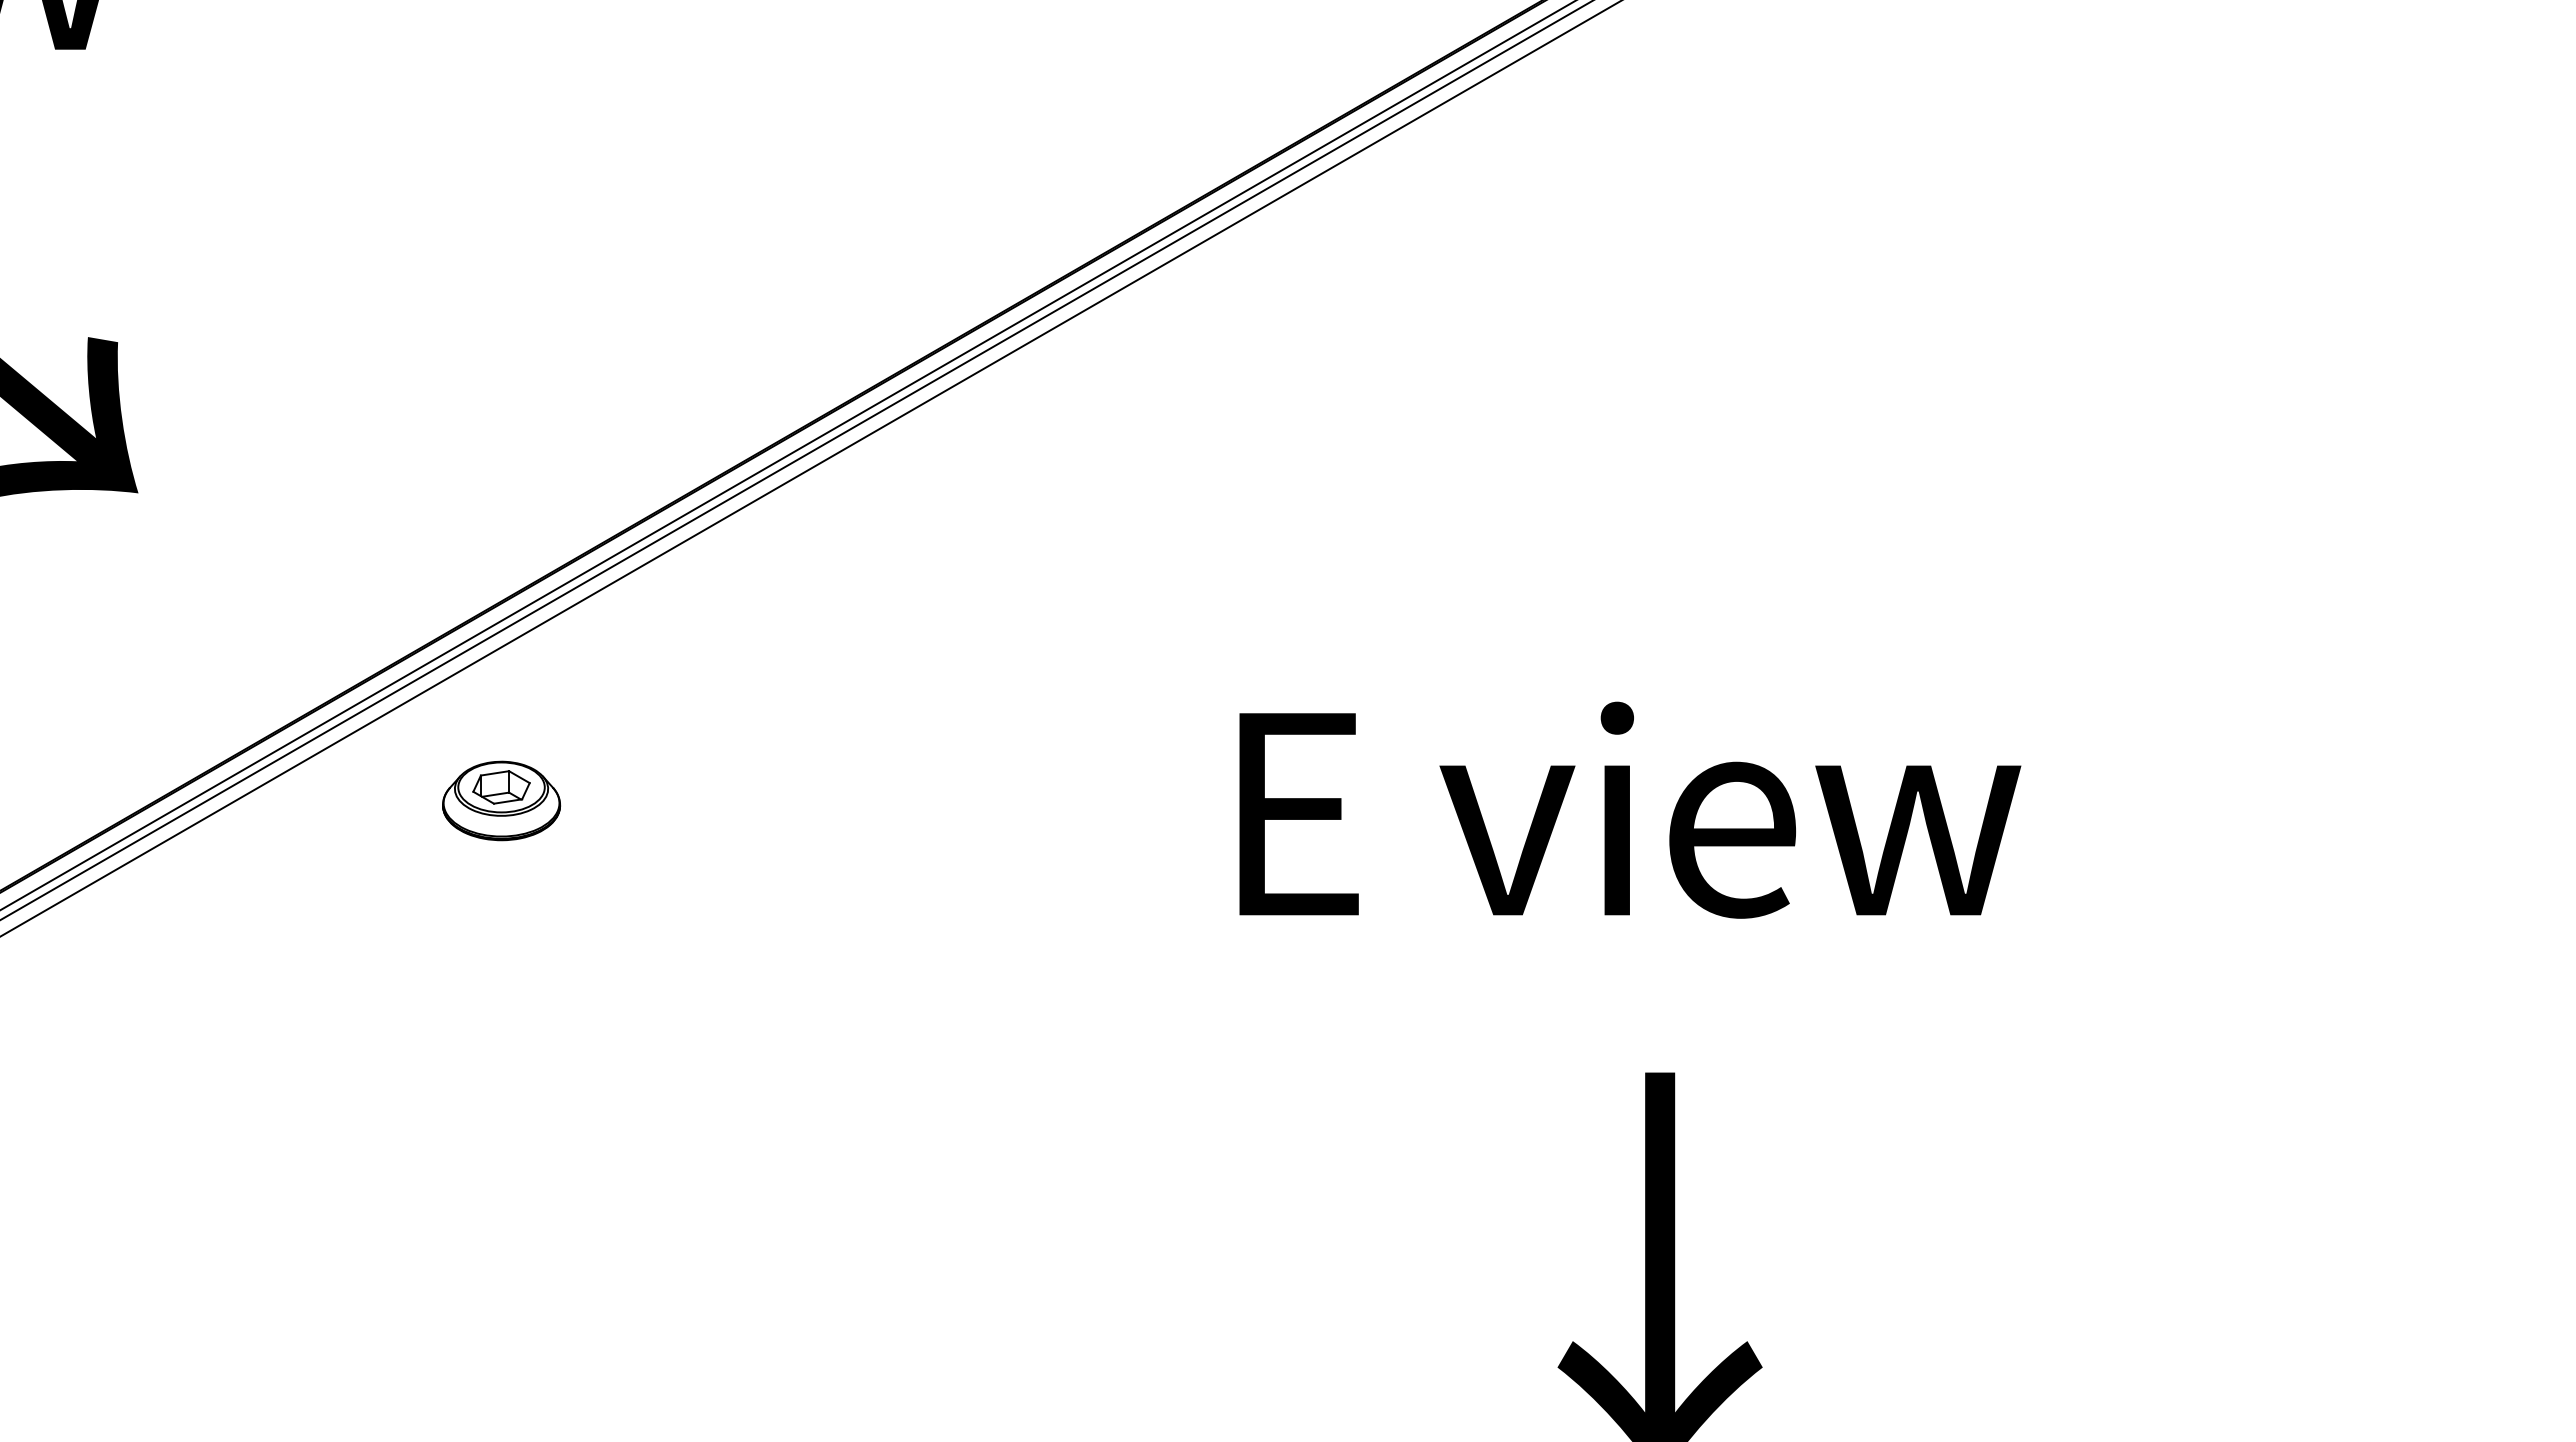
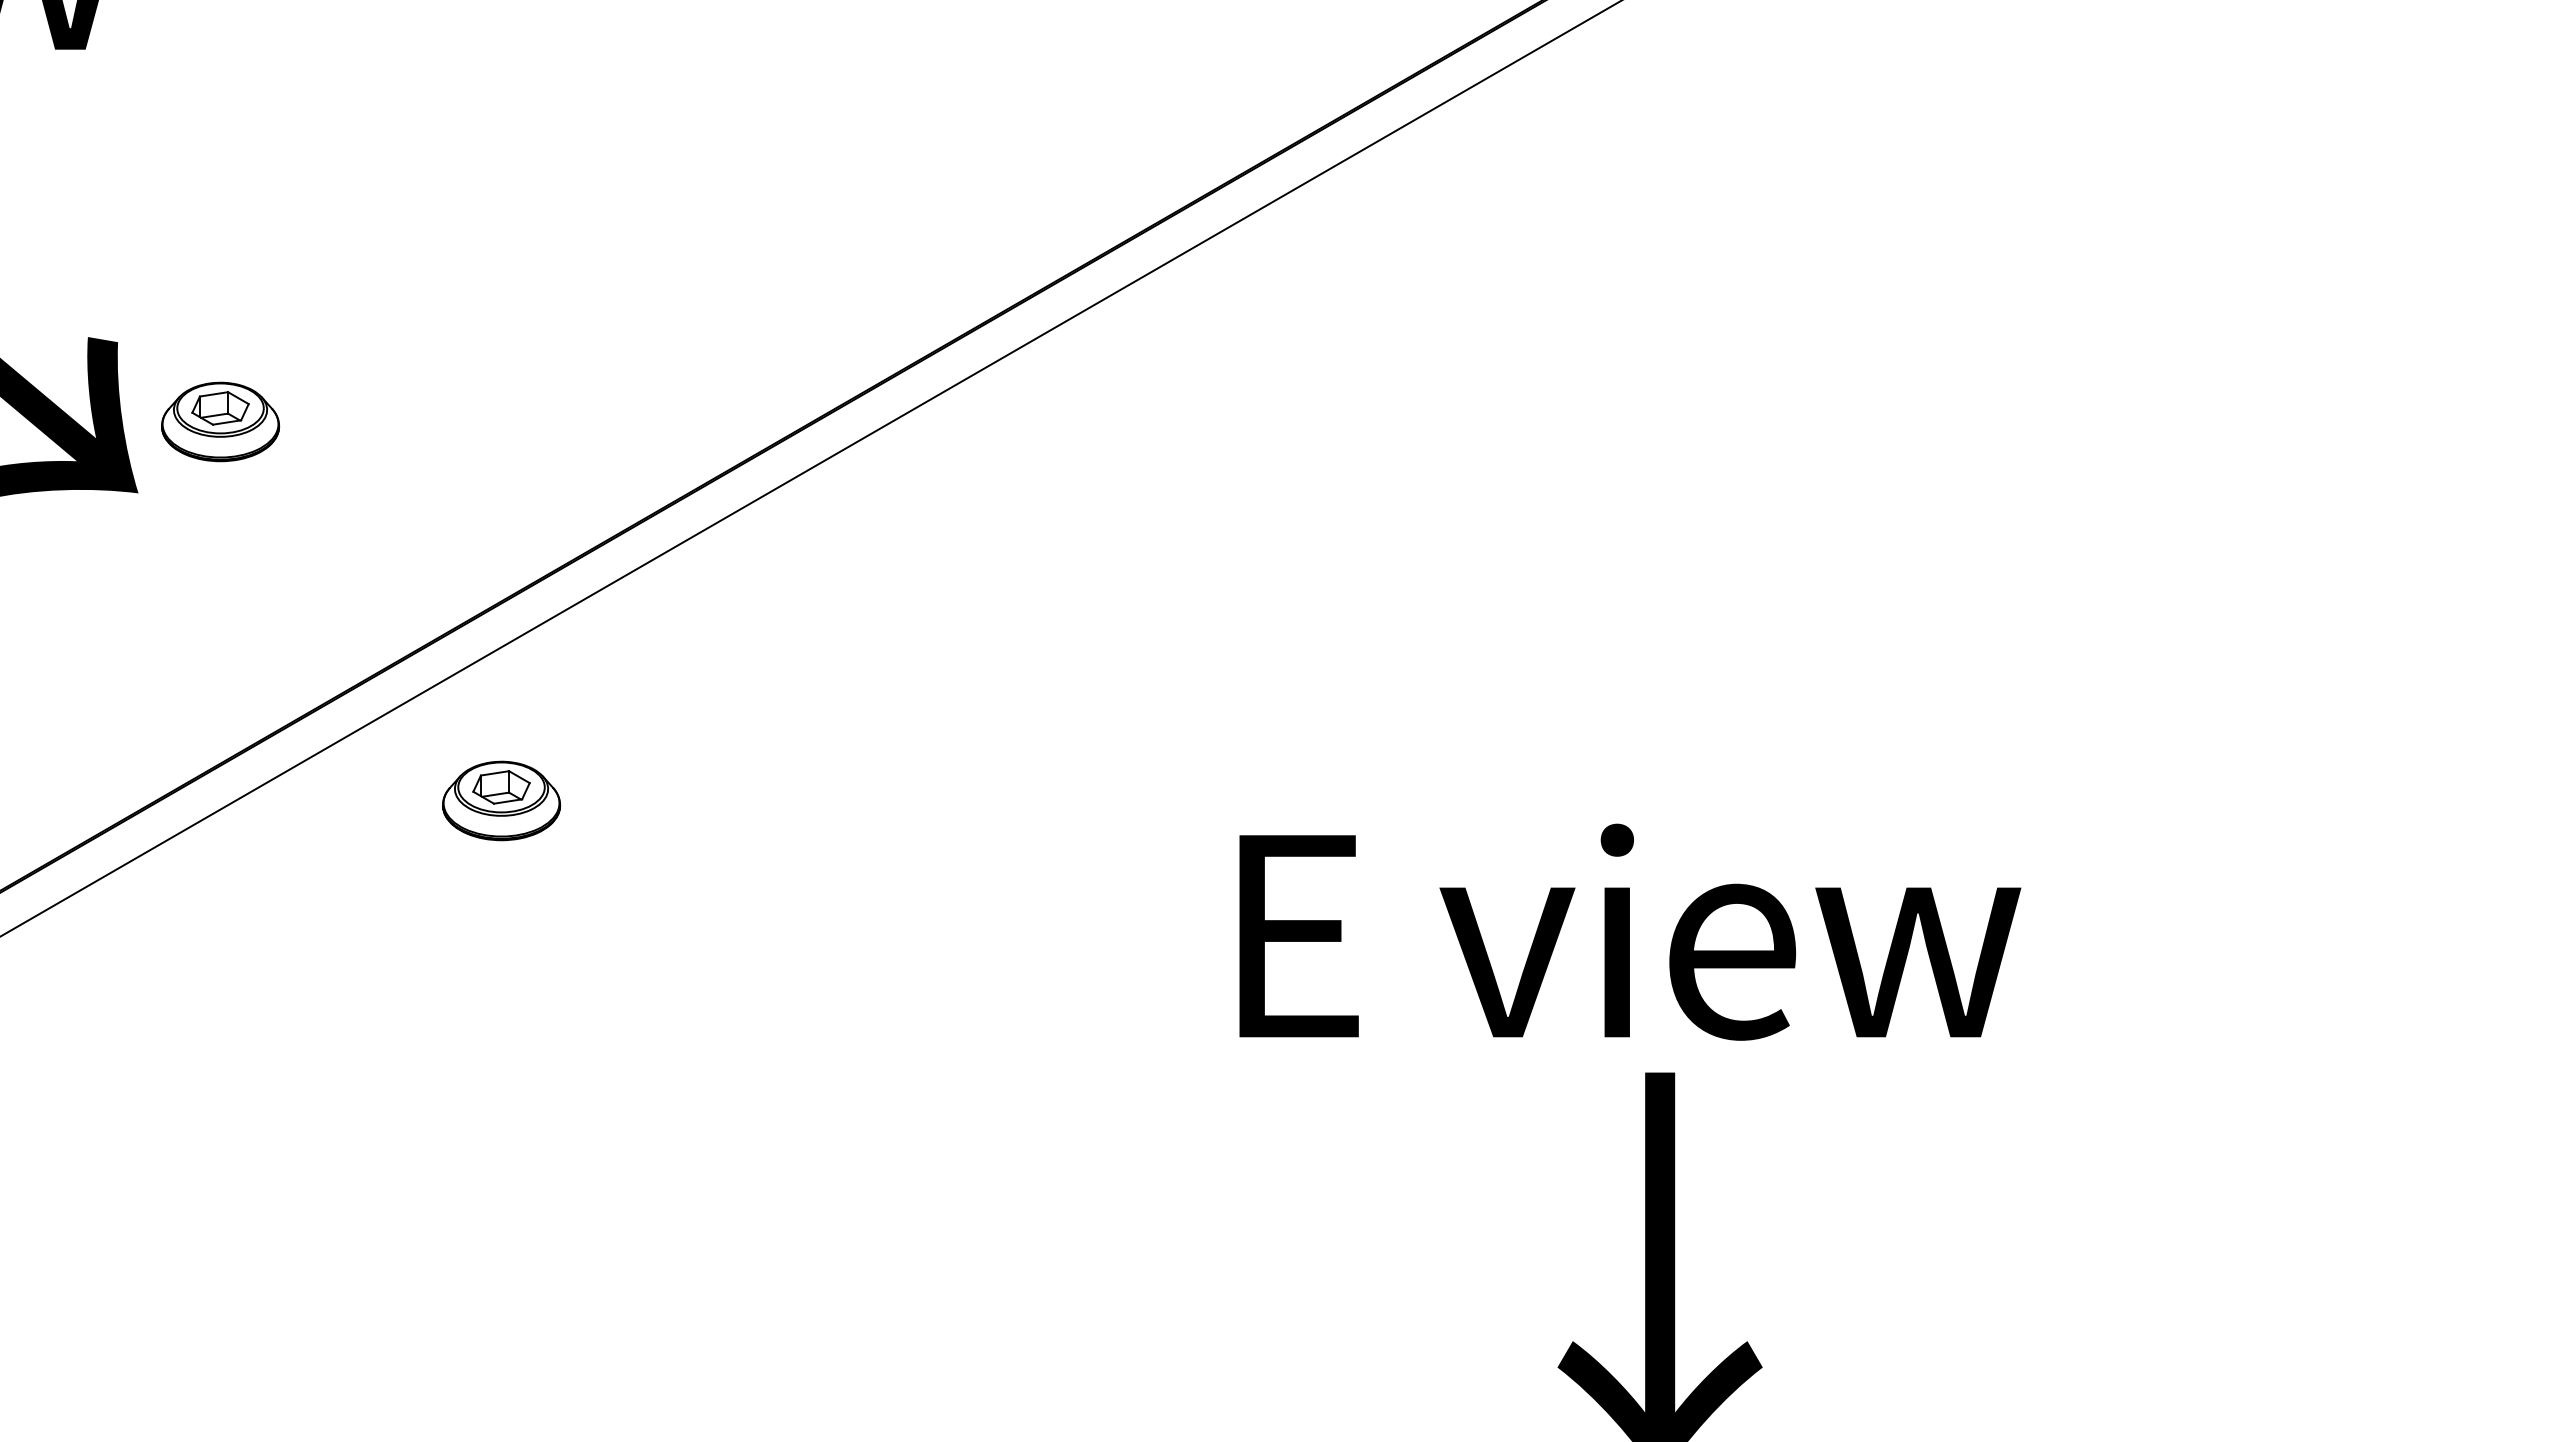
part: none -> present (220, 421)
line: present -> none (787, 455)
line: present -> none (795, 460)
text position: (1630, 809) -> (1630, 931) (1630, 931)
